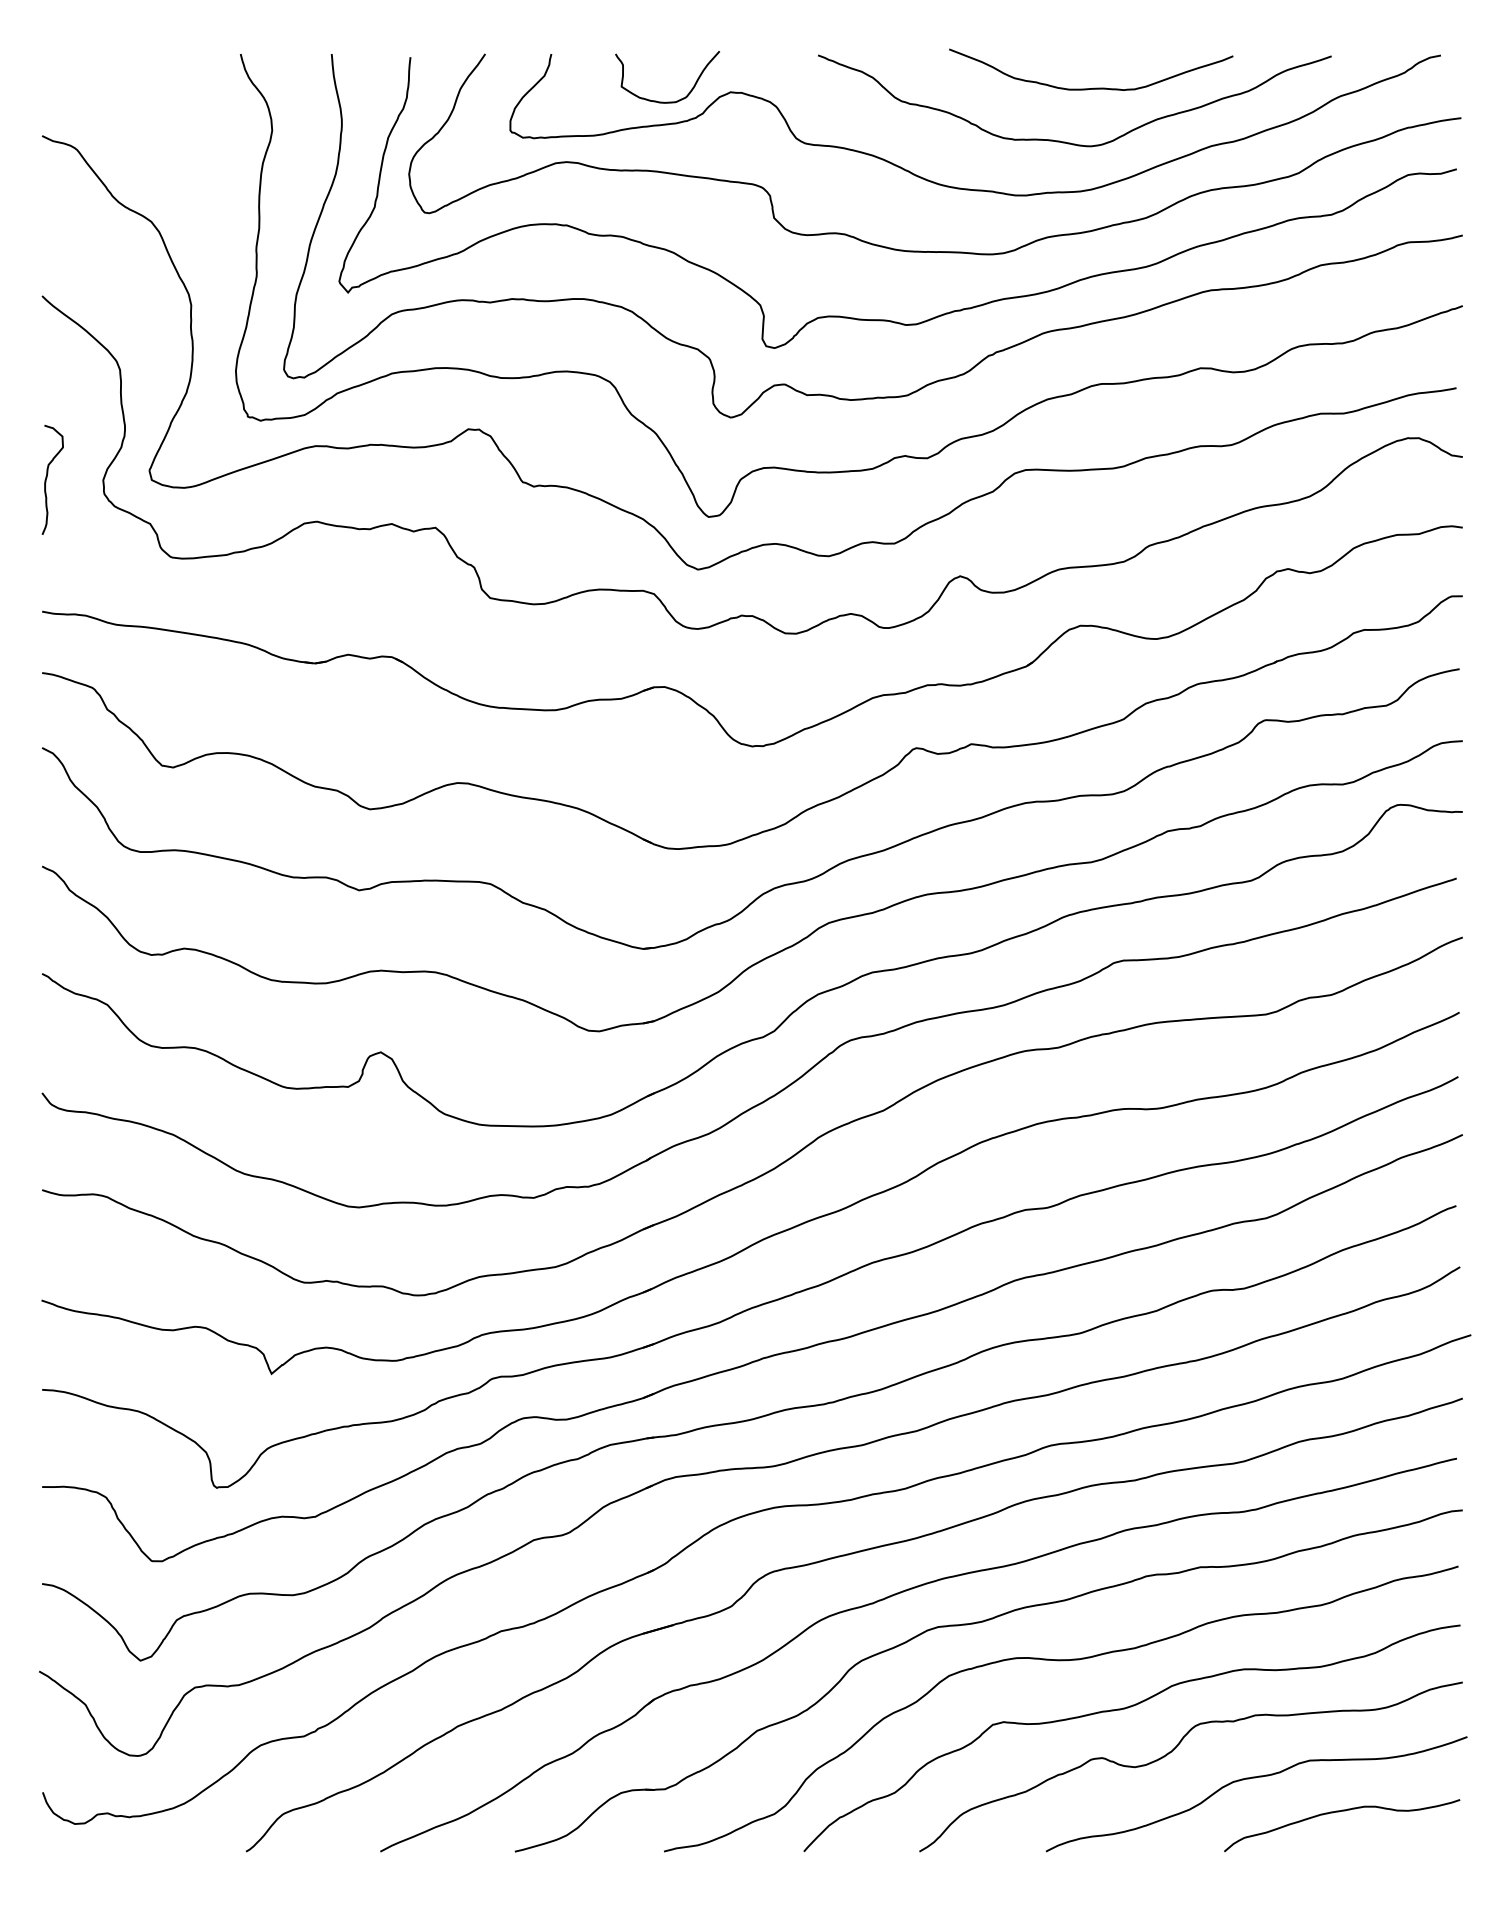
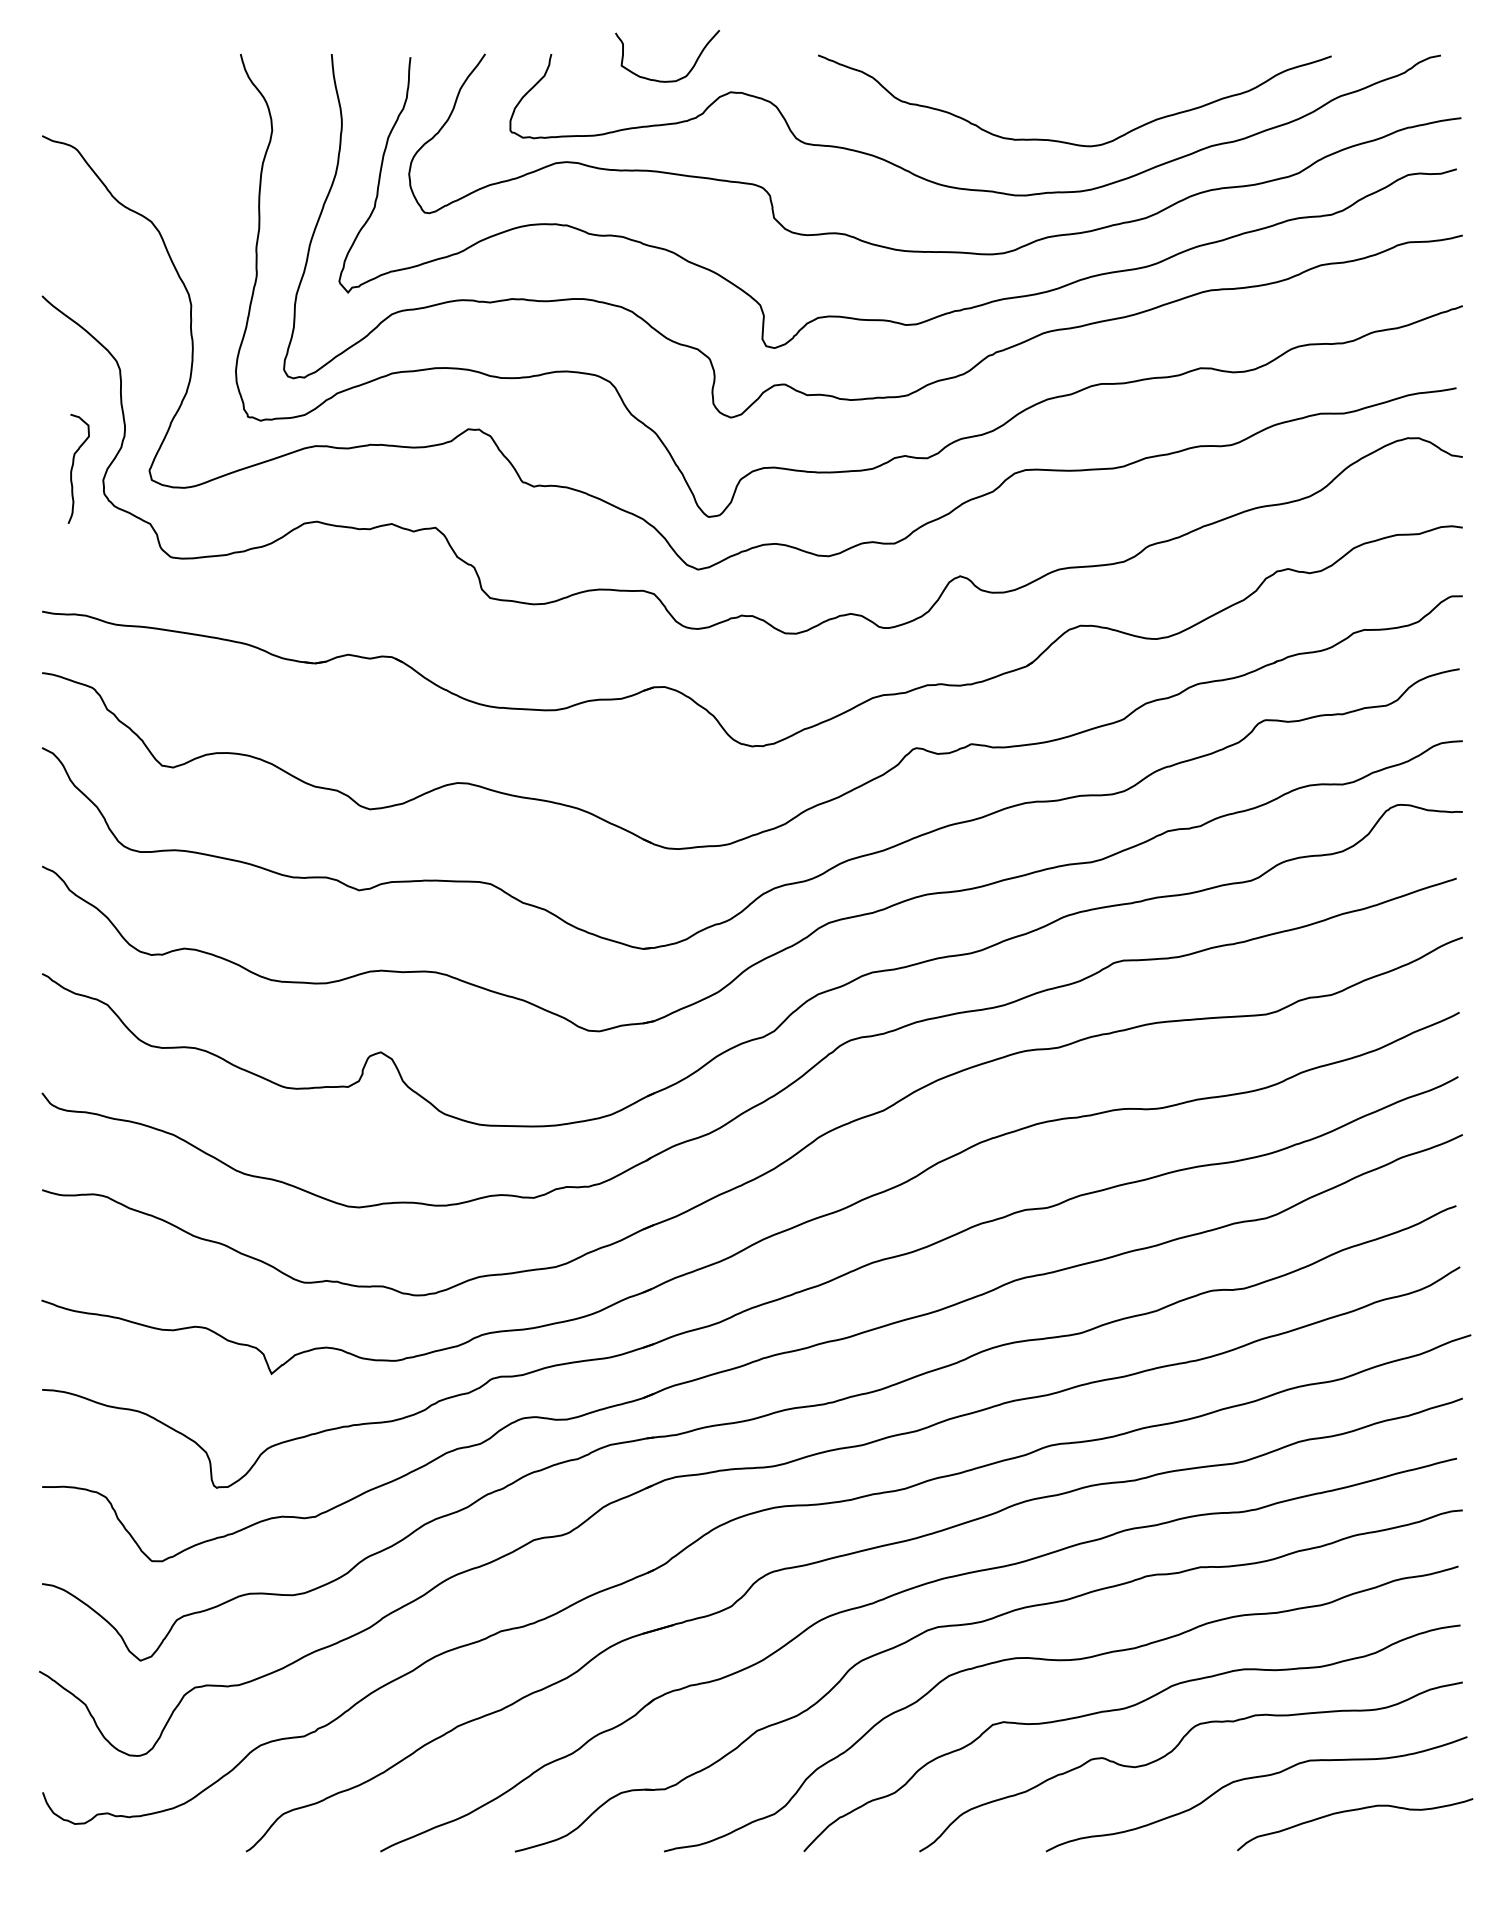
curve: present -> none (1094, 87)
curve position: (667, 101) -> (667, 80) (667, 80)
curve position: (47, 478) -> (73, 467) (73, 467)
curve position: (1339, 1812) -> (1352, 1811) (1352, 1811)
